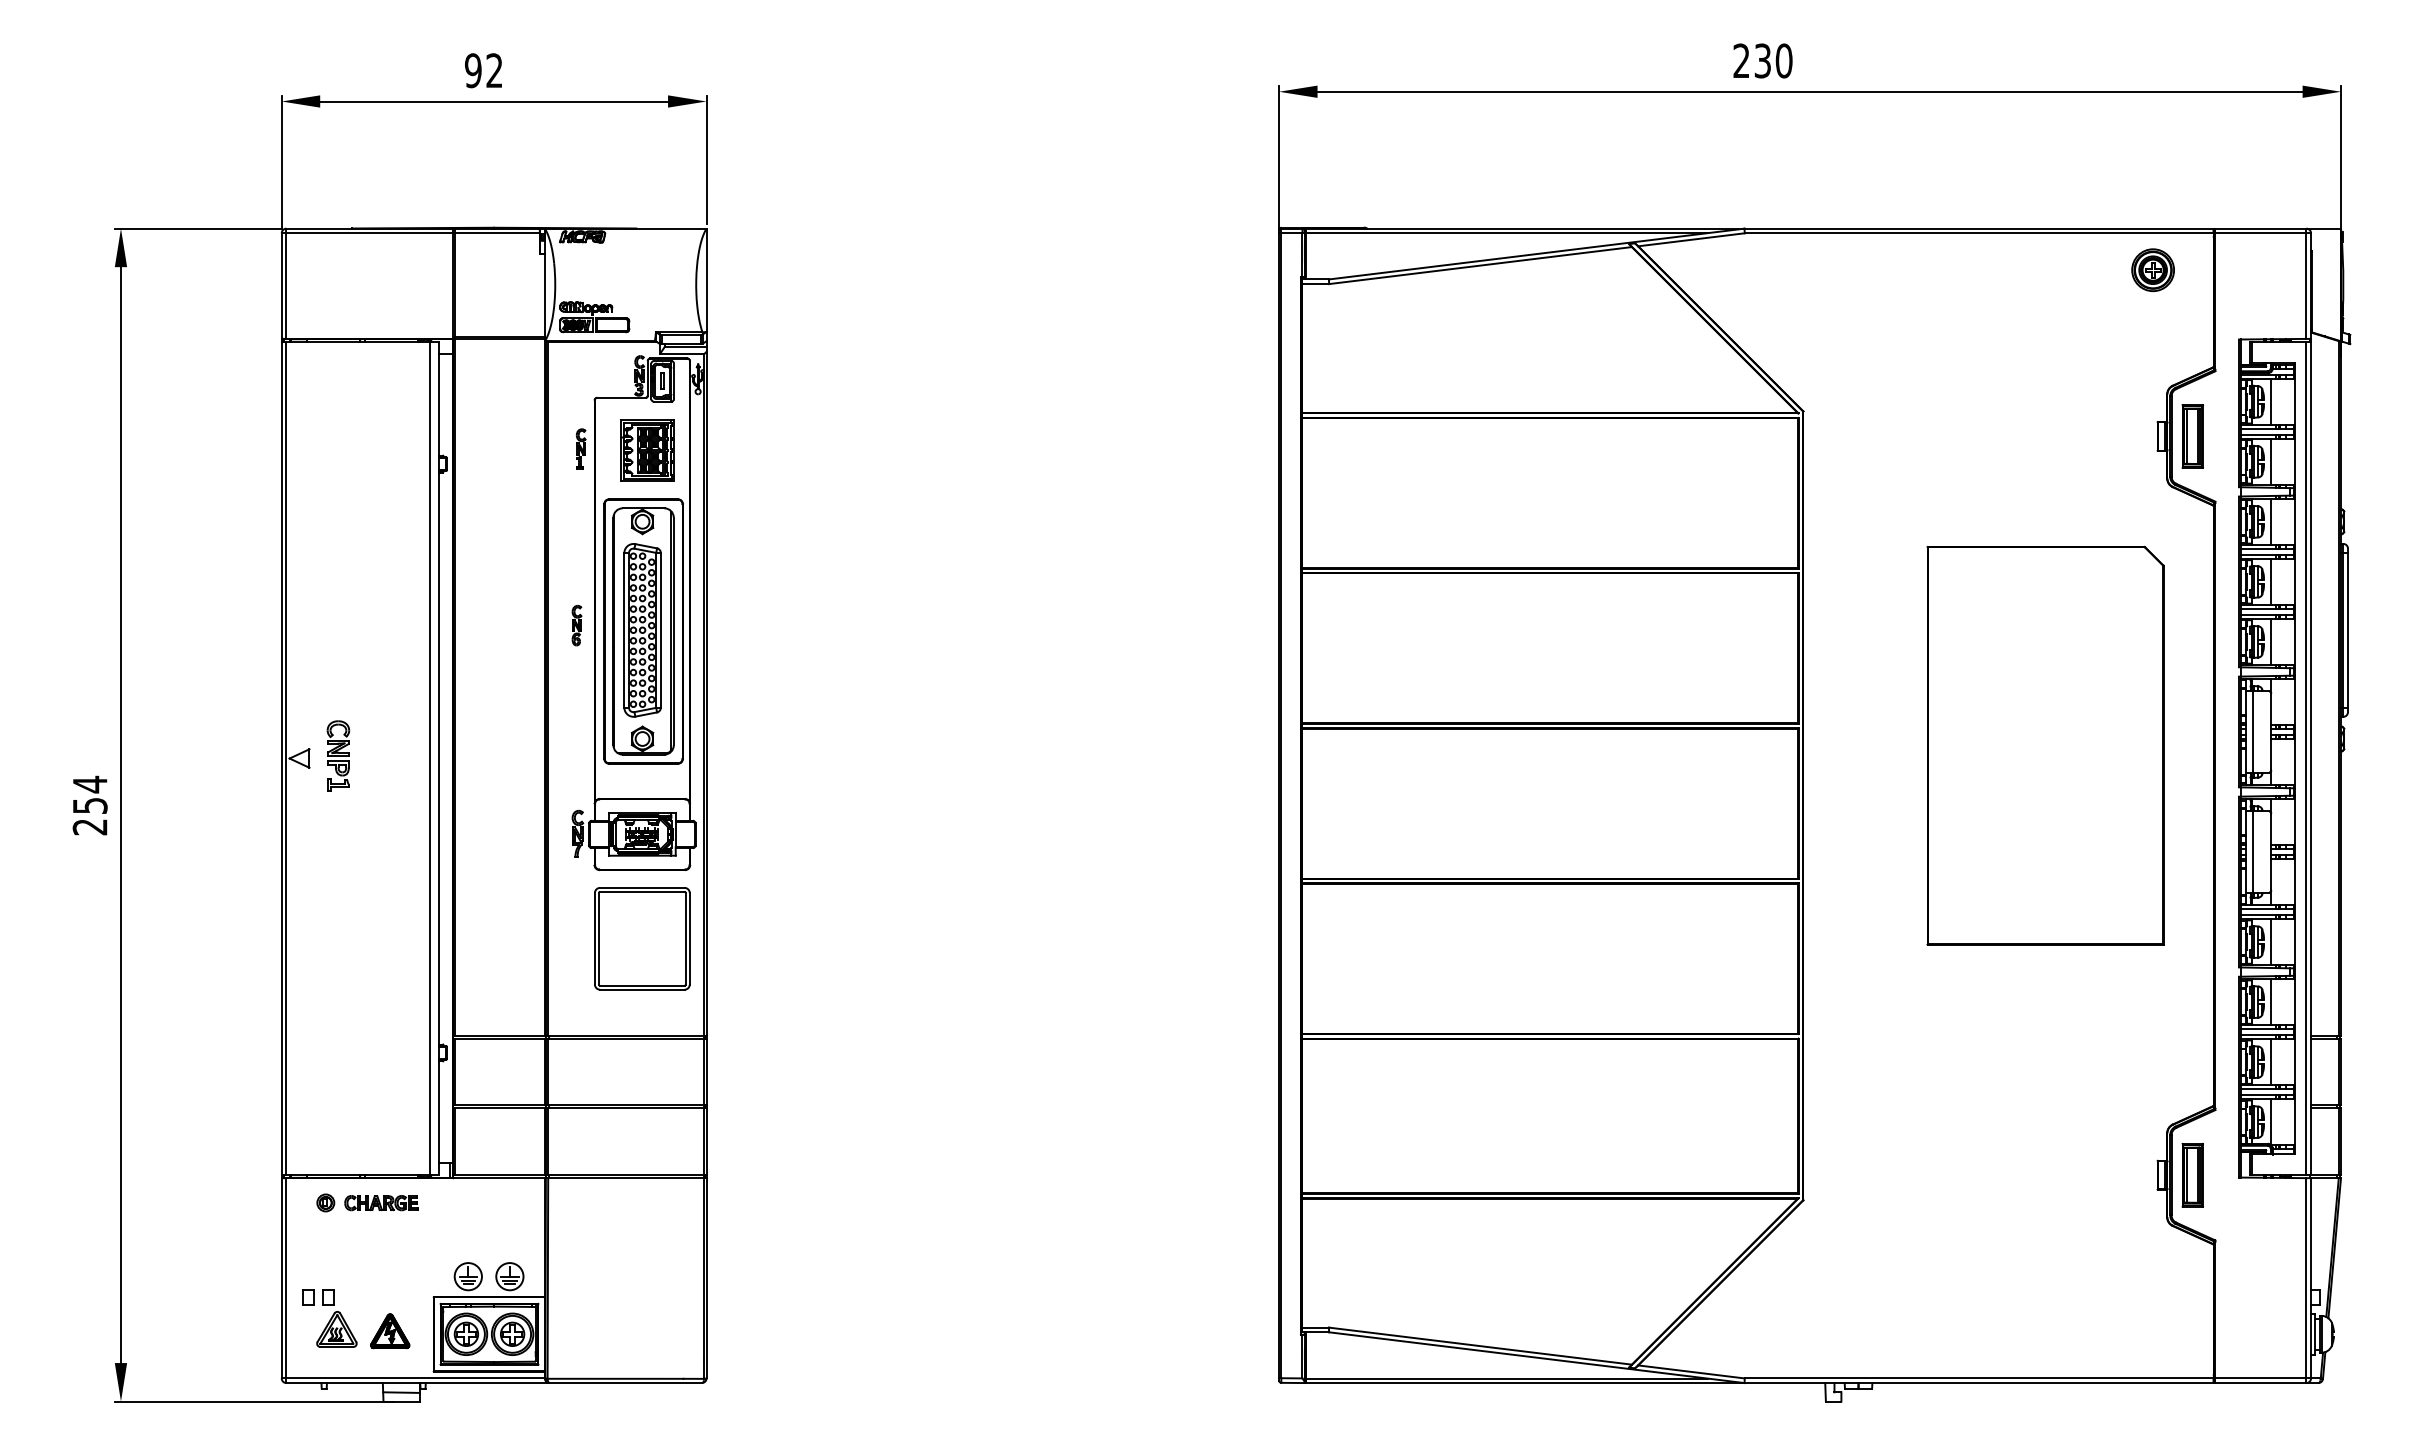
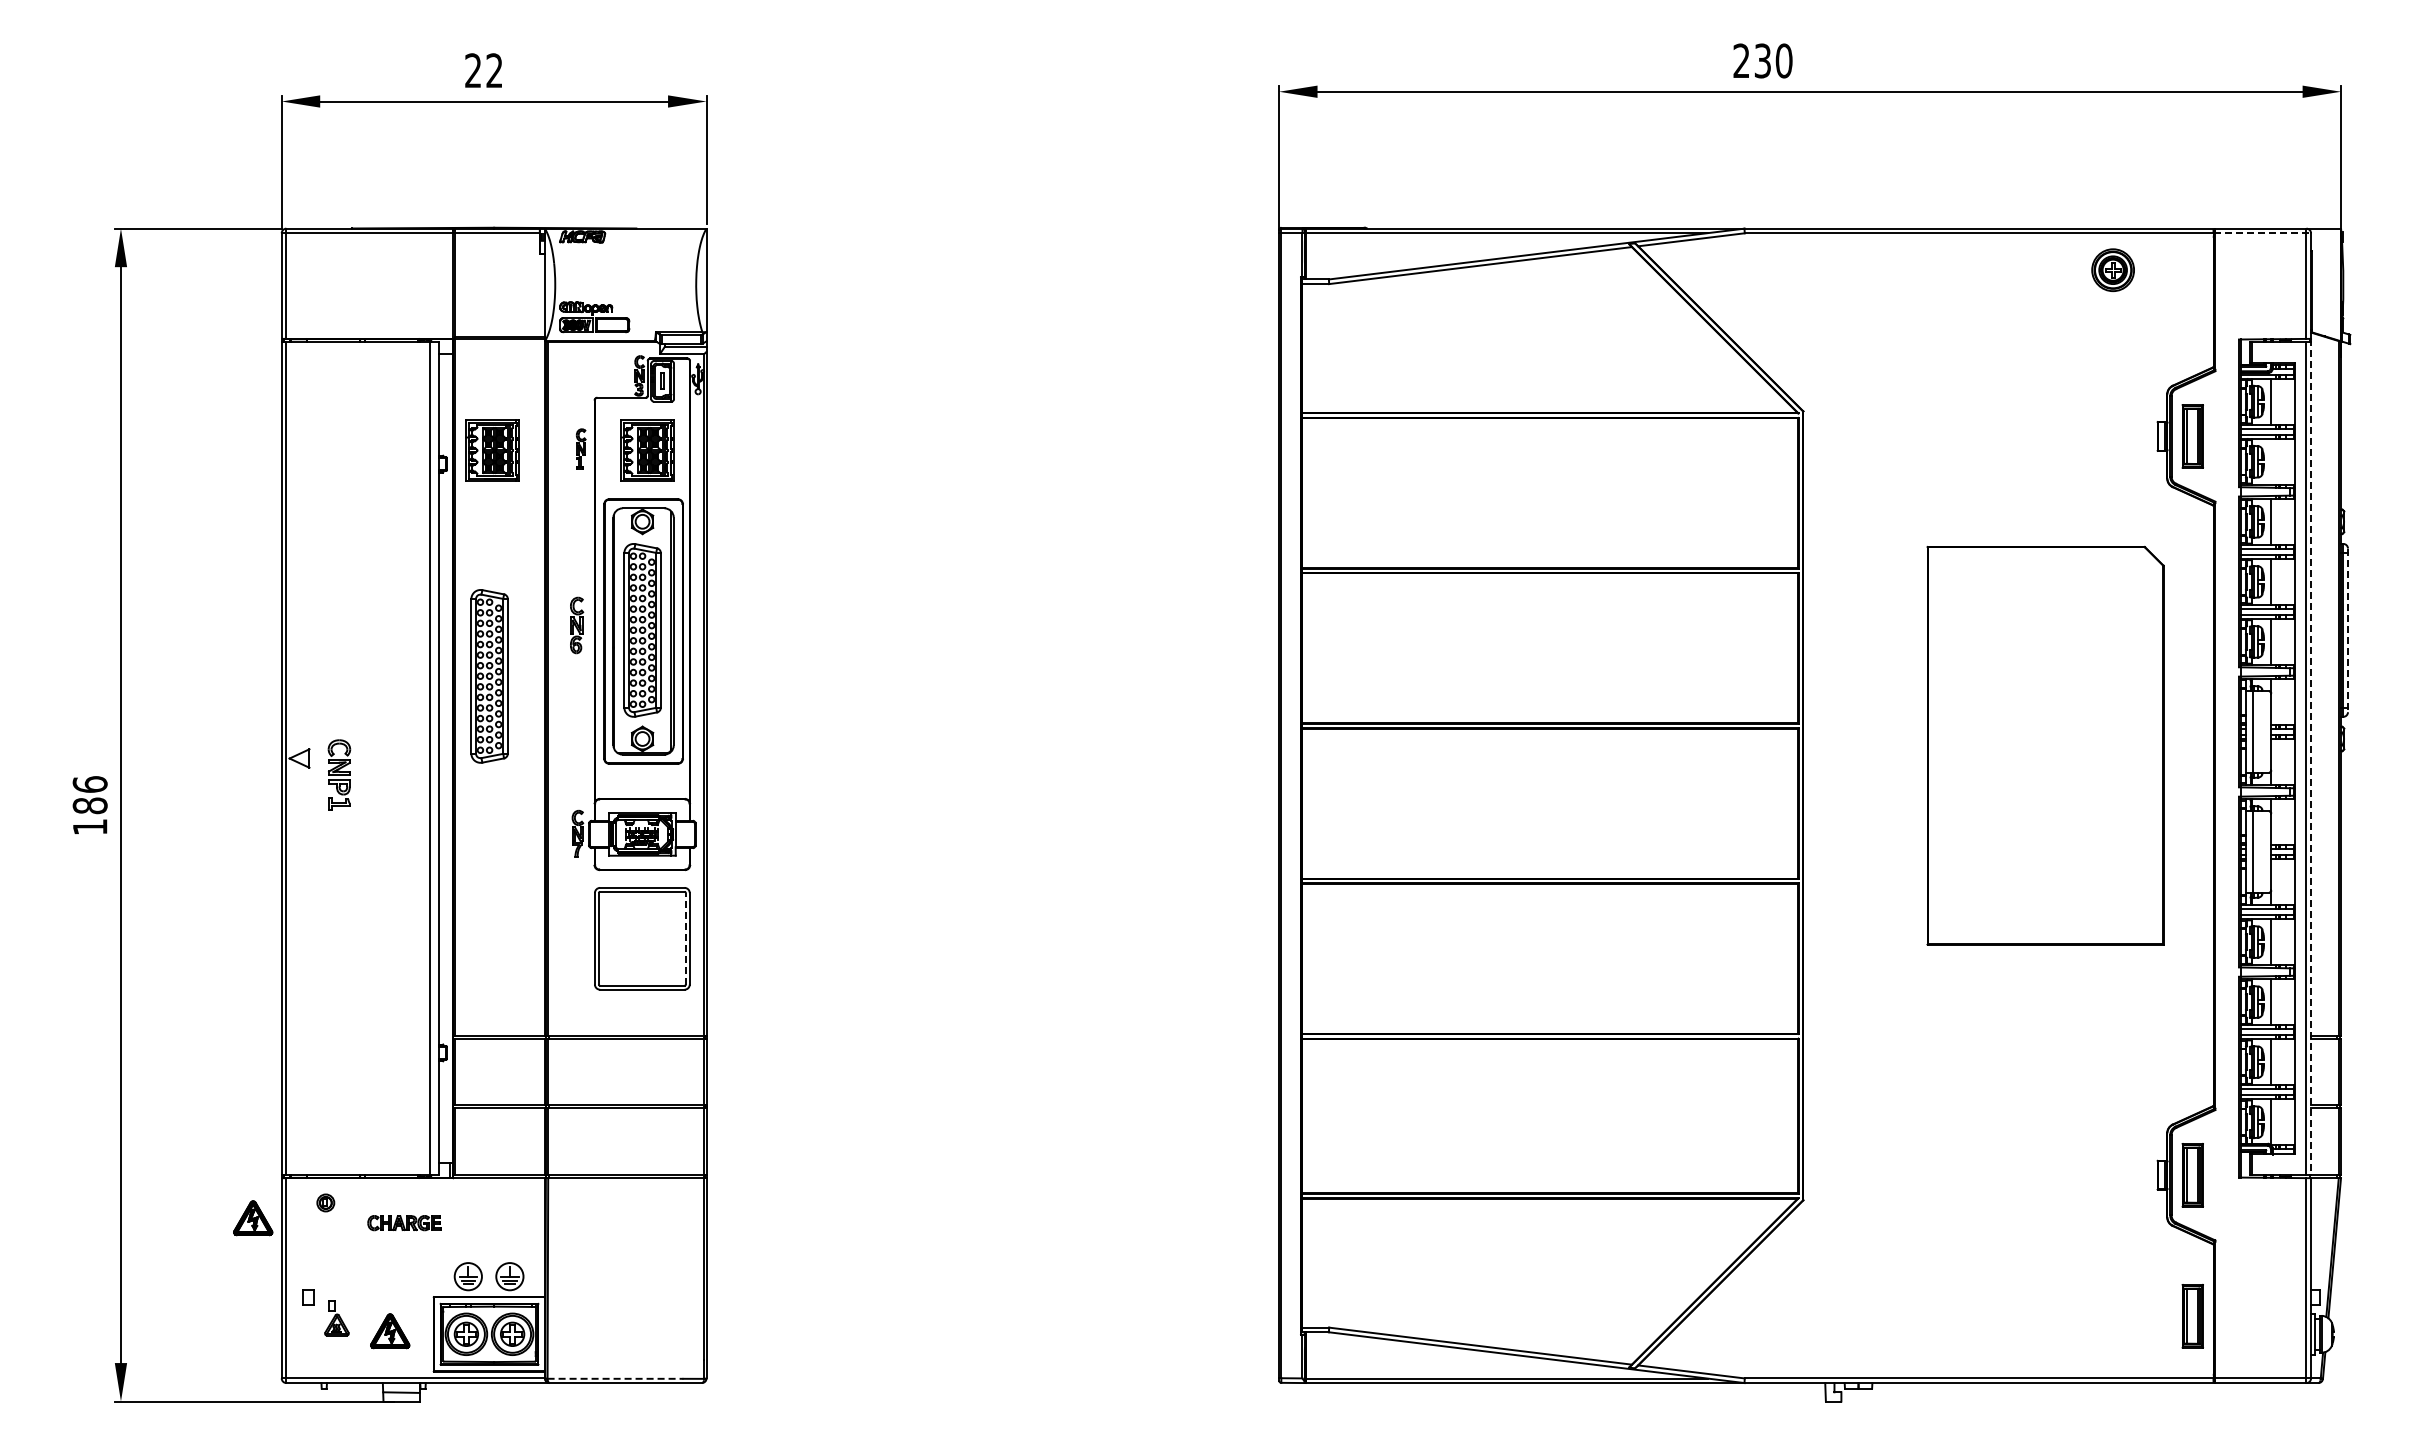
text: 92 -> 22 (473, 70)
line: solid -> dashed (2263, 233)
part position: (2152, 269) -> (2112, 269) (2112, 269)
part: none -> present (492, 450)
line: present -> none (2271, 461)
part size: 12x42 px -> 15x59 px (577, 625)
line: solid -> dashed (2348, 630)
part: none -> present (489, 676)
part position: (338, 755) -> (339, 774) (339, 774)
line: solid -> dashed (2311, 757)
text: 254 -> 186 (89, 805)
line: solid -> dashed (685, 938)
part position: (381, 1203) -> (404, 1223) (404, 1223)
part: none -> present (253, 1218)
part: none -> present (2192, 1316)
part size: 42x59 px -> 26x37 px (336, 1318)
line: solid -> dashed (615, 1378)
